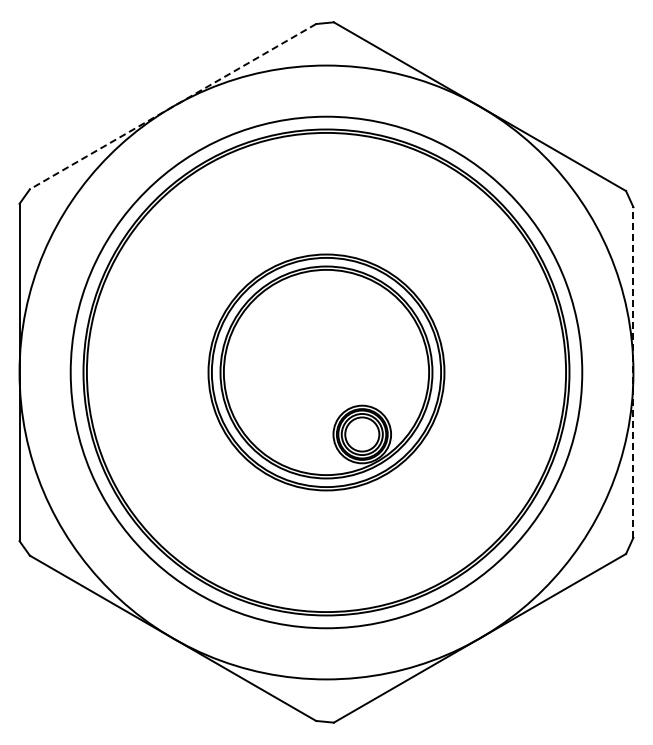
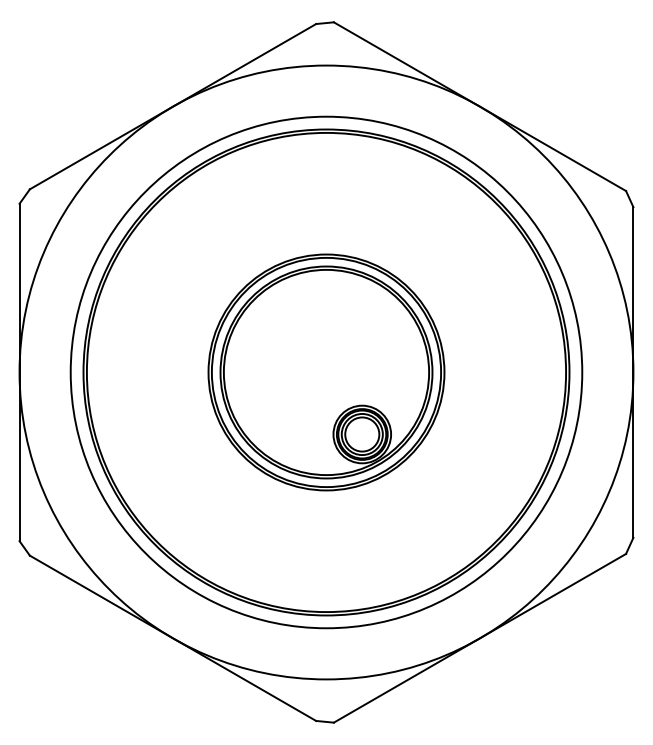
line: dashed -> solid (172, 106)
line: dashed -> solid (633, 372)
